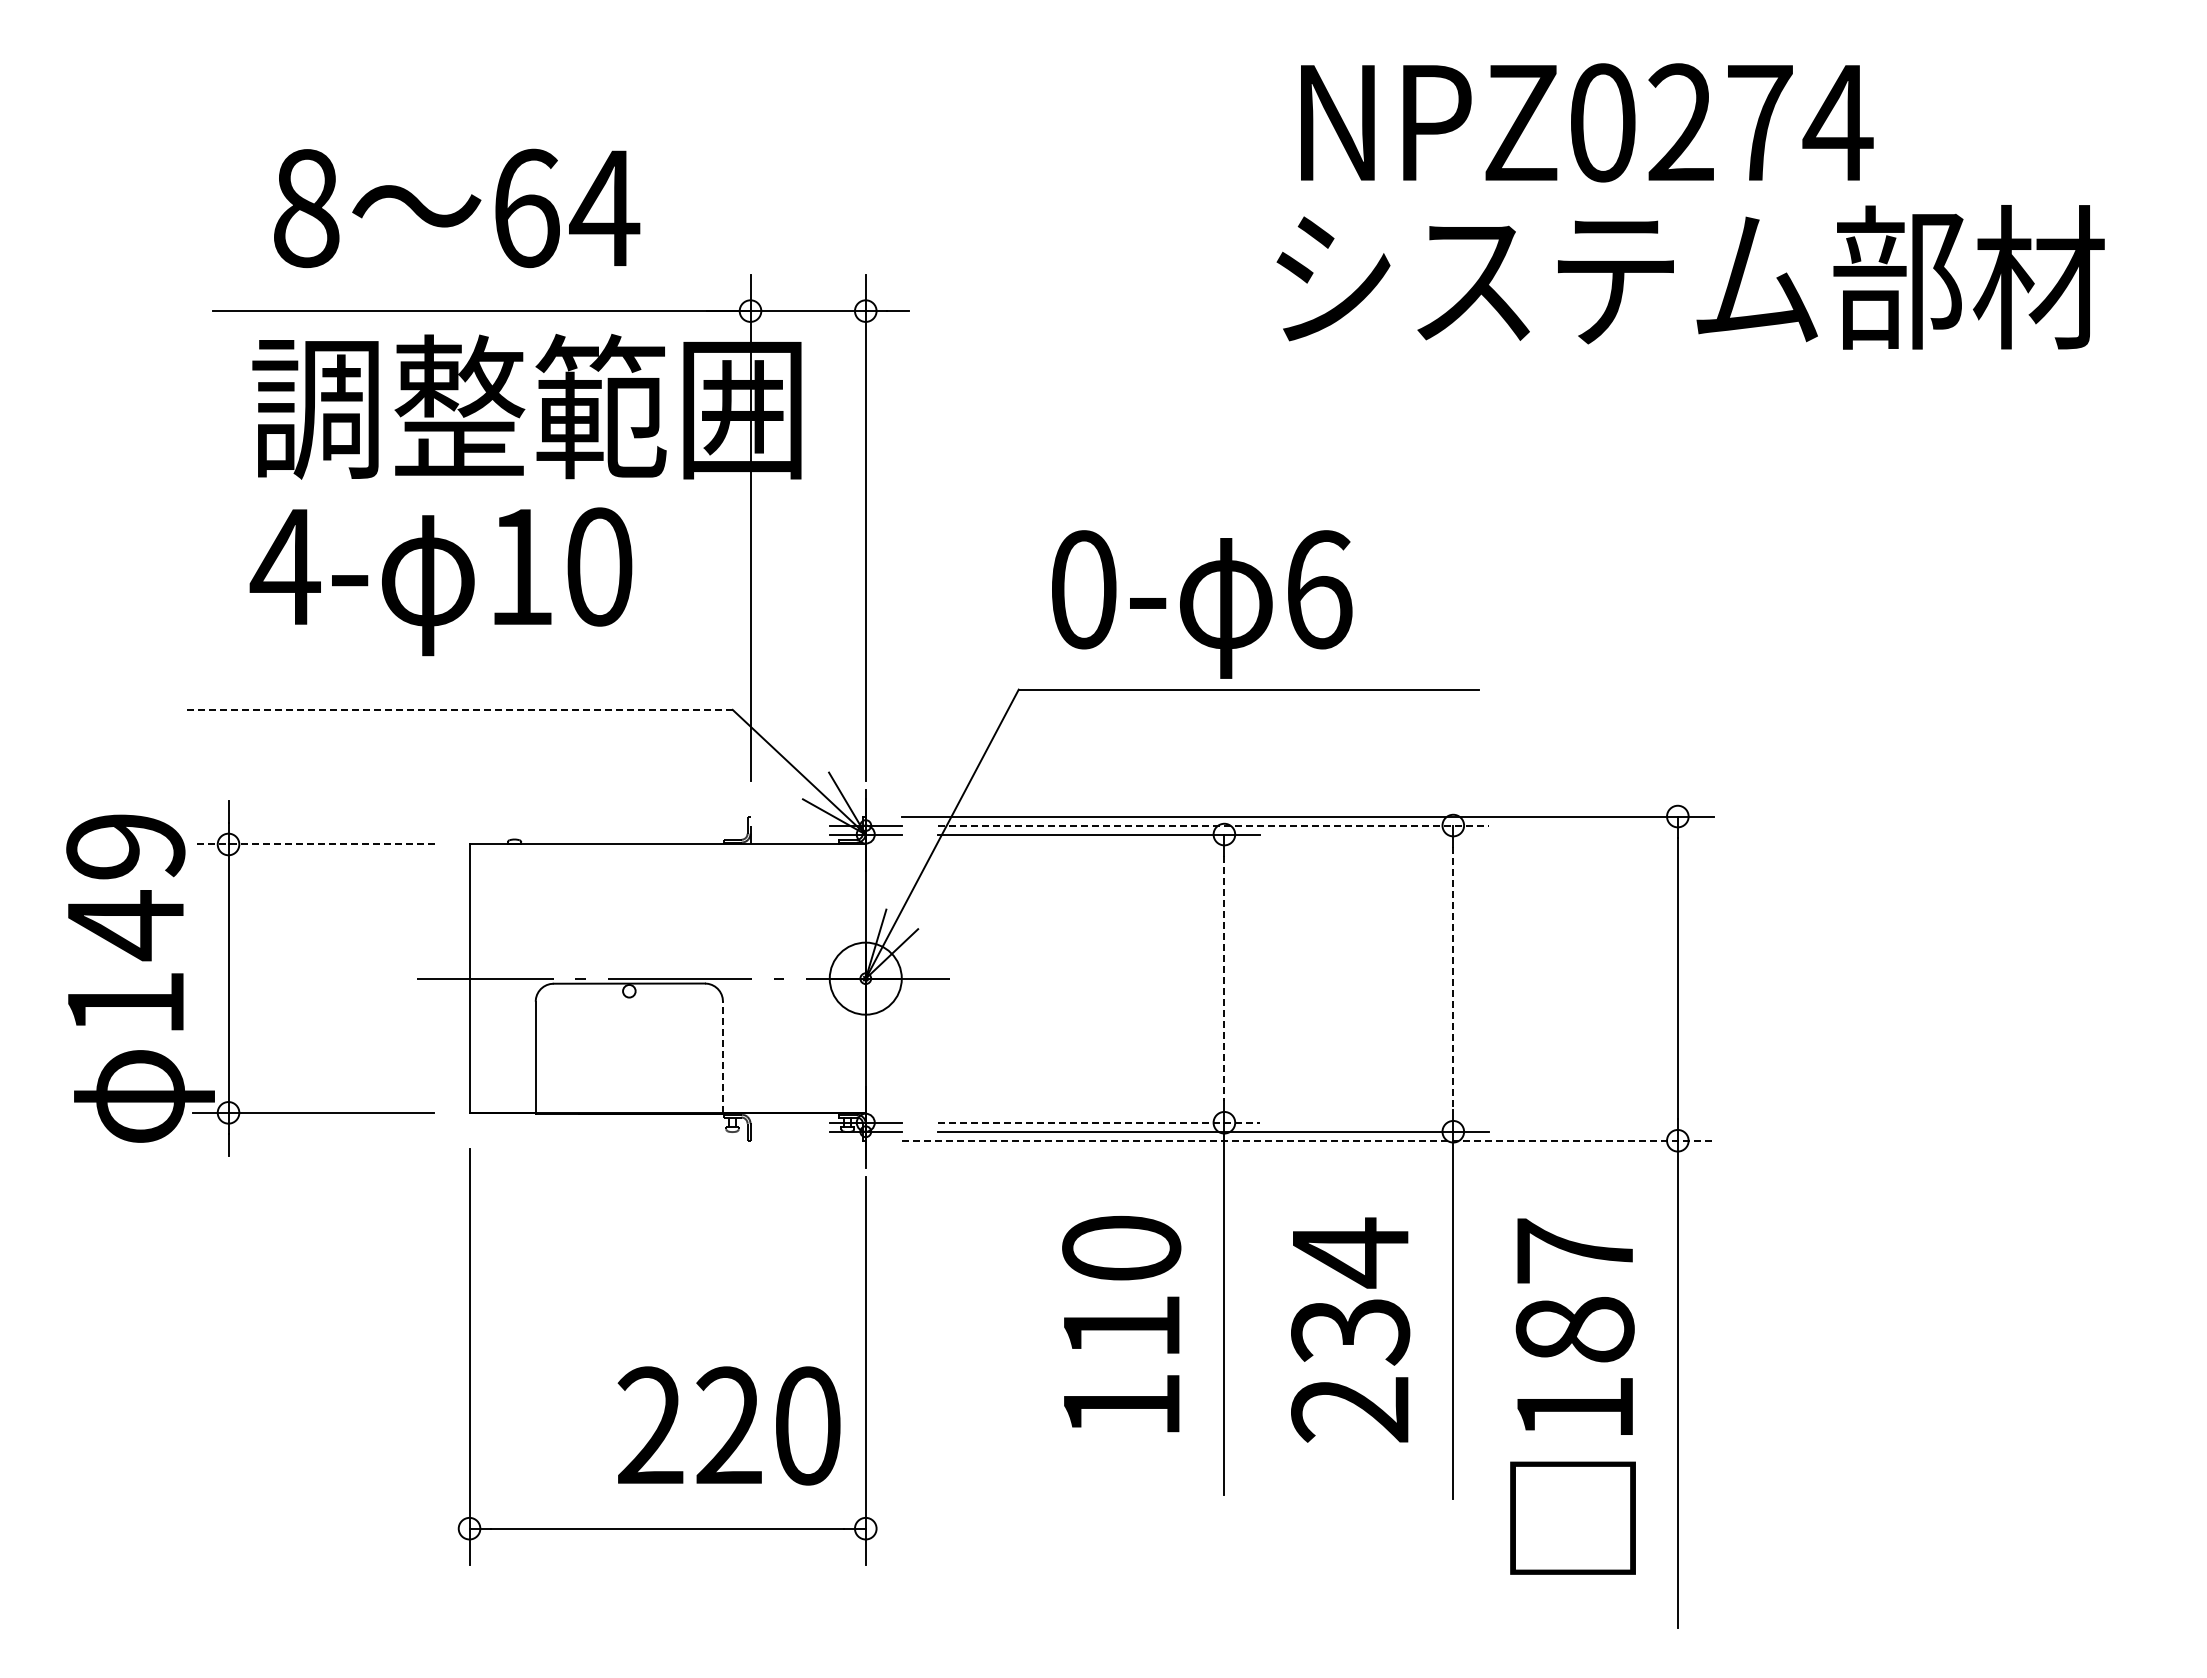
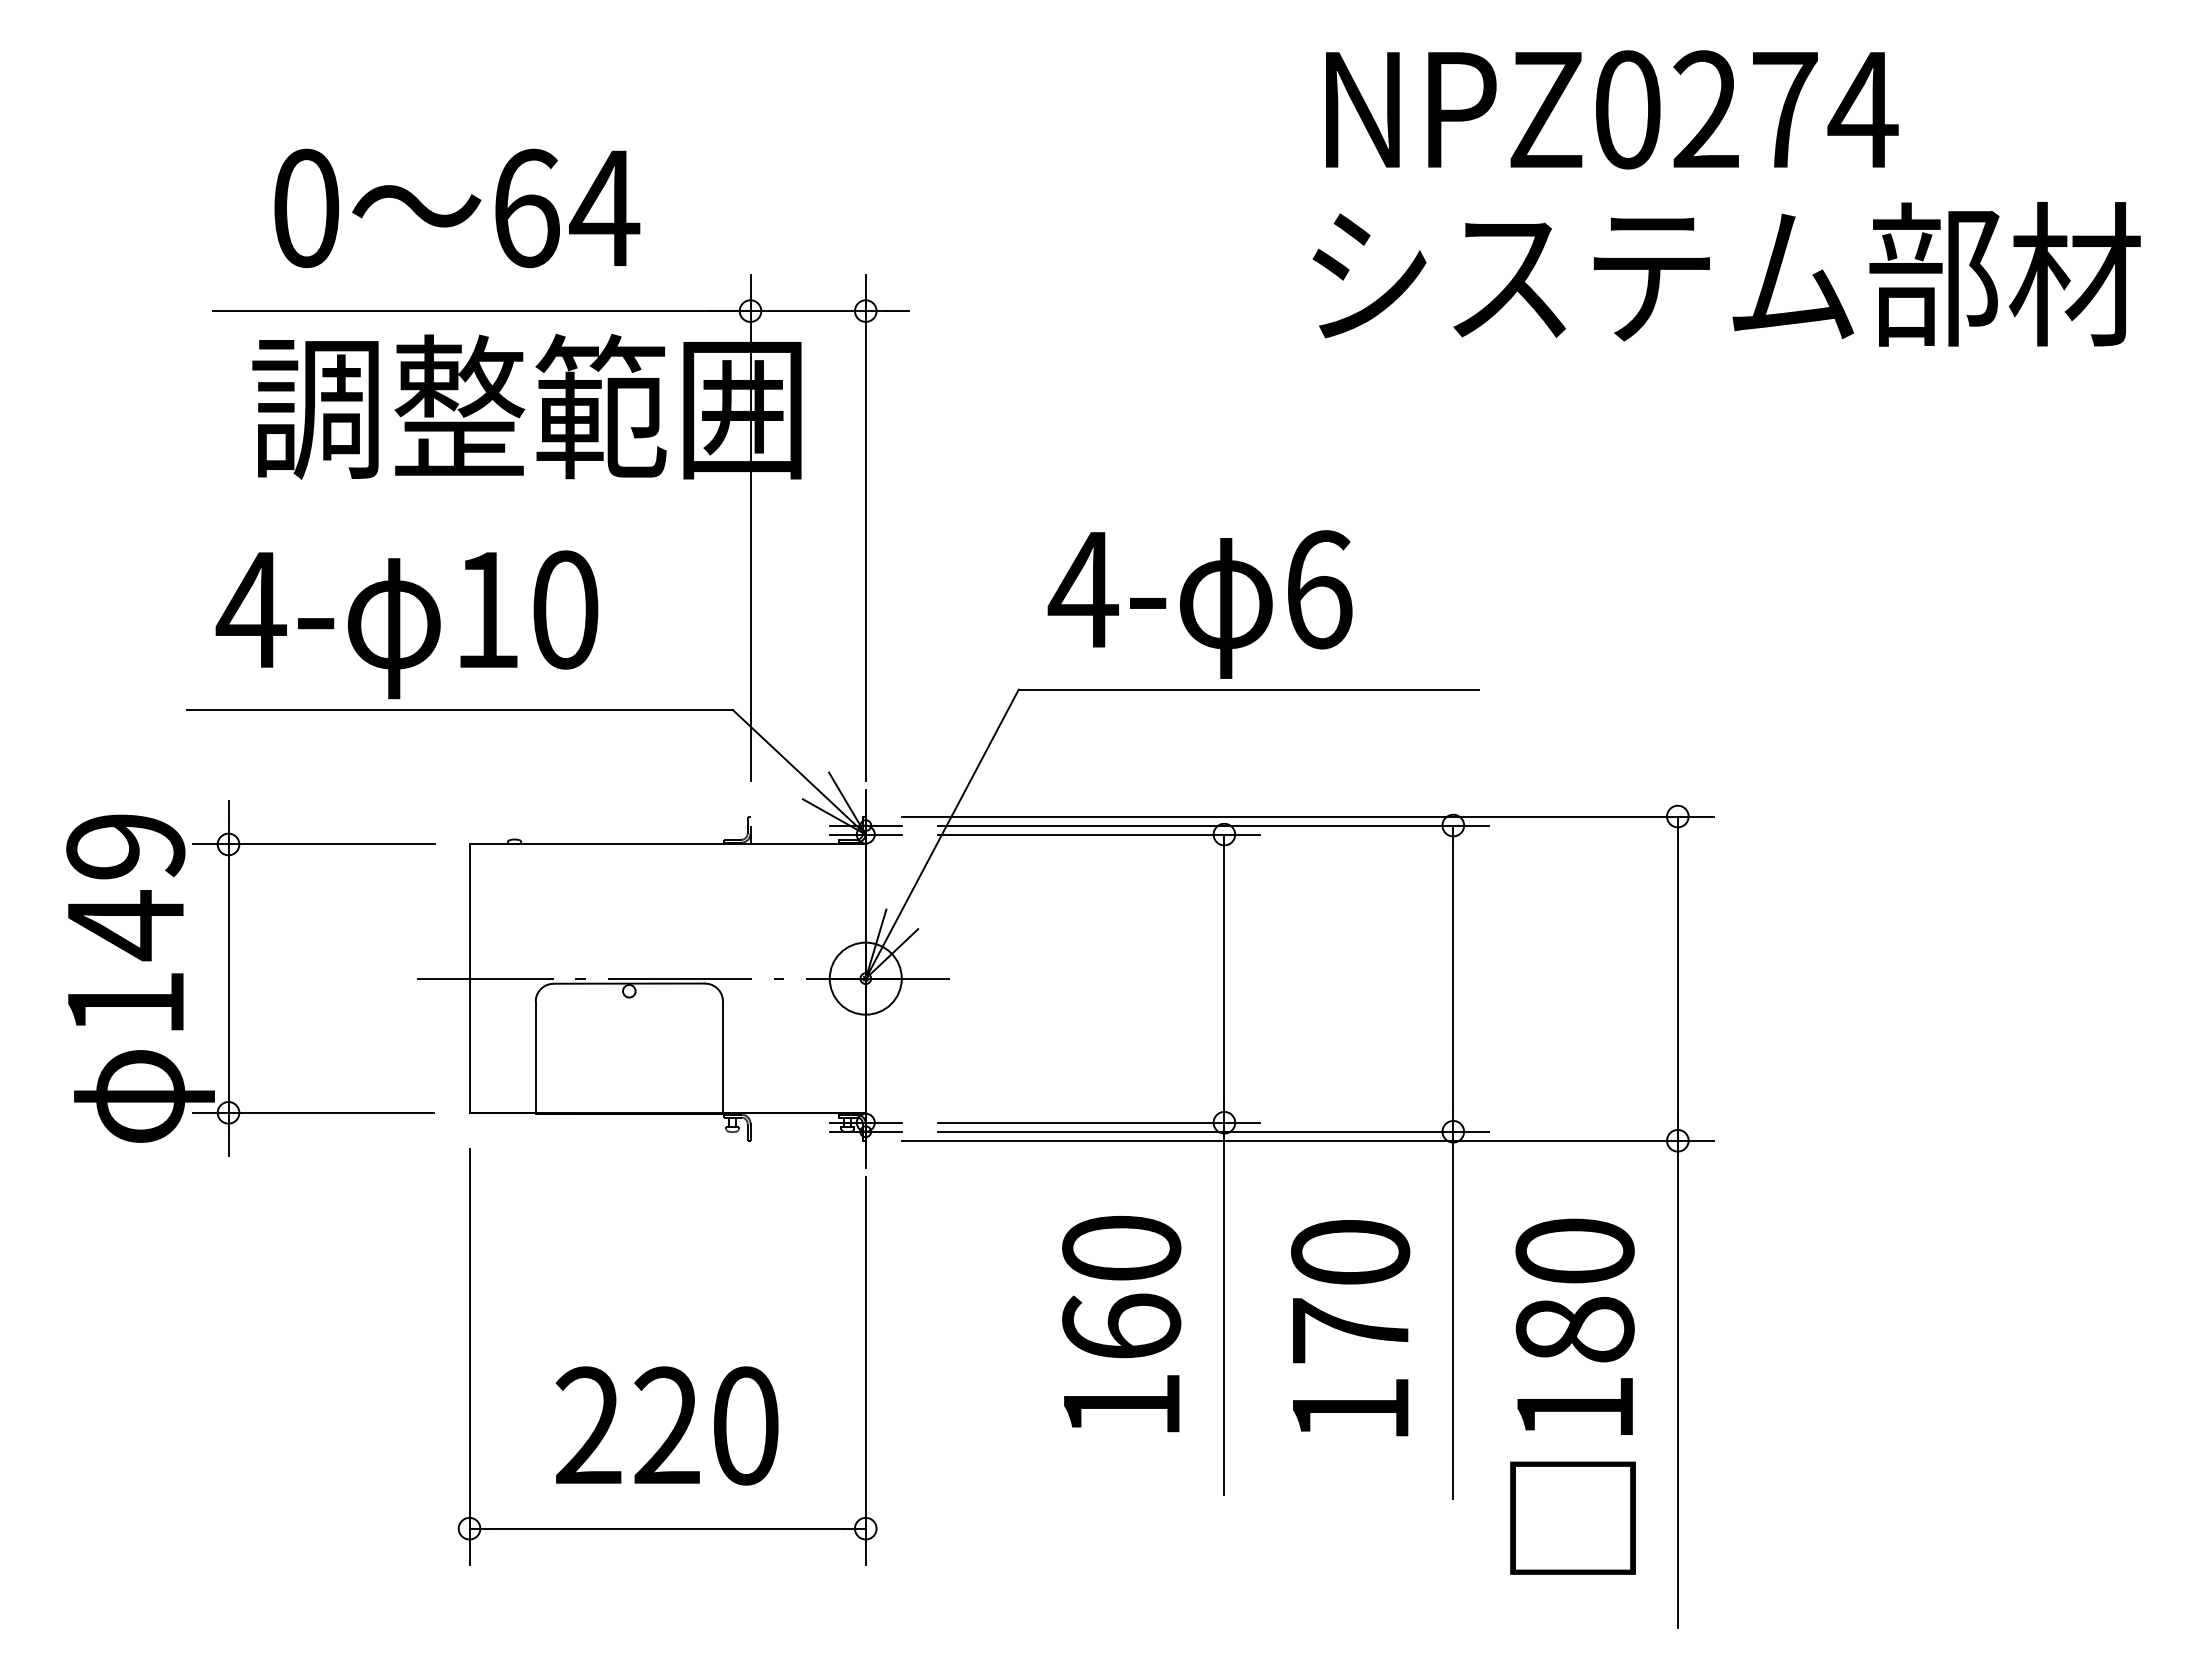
text position: (1587, 122) -> (1612, 109) (1612, 109)
text: 8 -> 0 (306, 207)
text position: (1690, 277) -> (1726, 274) (1726, 274)
text position: (440, 581) -> (406, 624) (406, 624)
text: 0- -> 4- (1082, 589)
line: dashed -> solid (459, 709)
line: dashed -> solid (1213, 825)
line: dashed -> solid (313, 844)
line: dashed -> solid (1224, 979)
line: dashed -> solid (1453, 979)
line: dashed -> solid (723, 1057)
line: dashed -> solid (1099, 1122)
line: dashed -> solid (1308, 1140)
text: 187 -> 180 (1574, 1250)
text: 110 -> 160 (1121, 1325)
text: 234 -> 170 (1350, 1329)
text position: (728, 1425) -> (666, 1425) (666, 1425)
